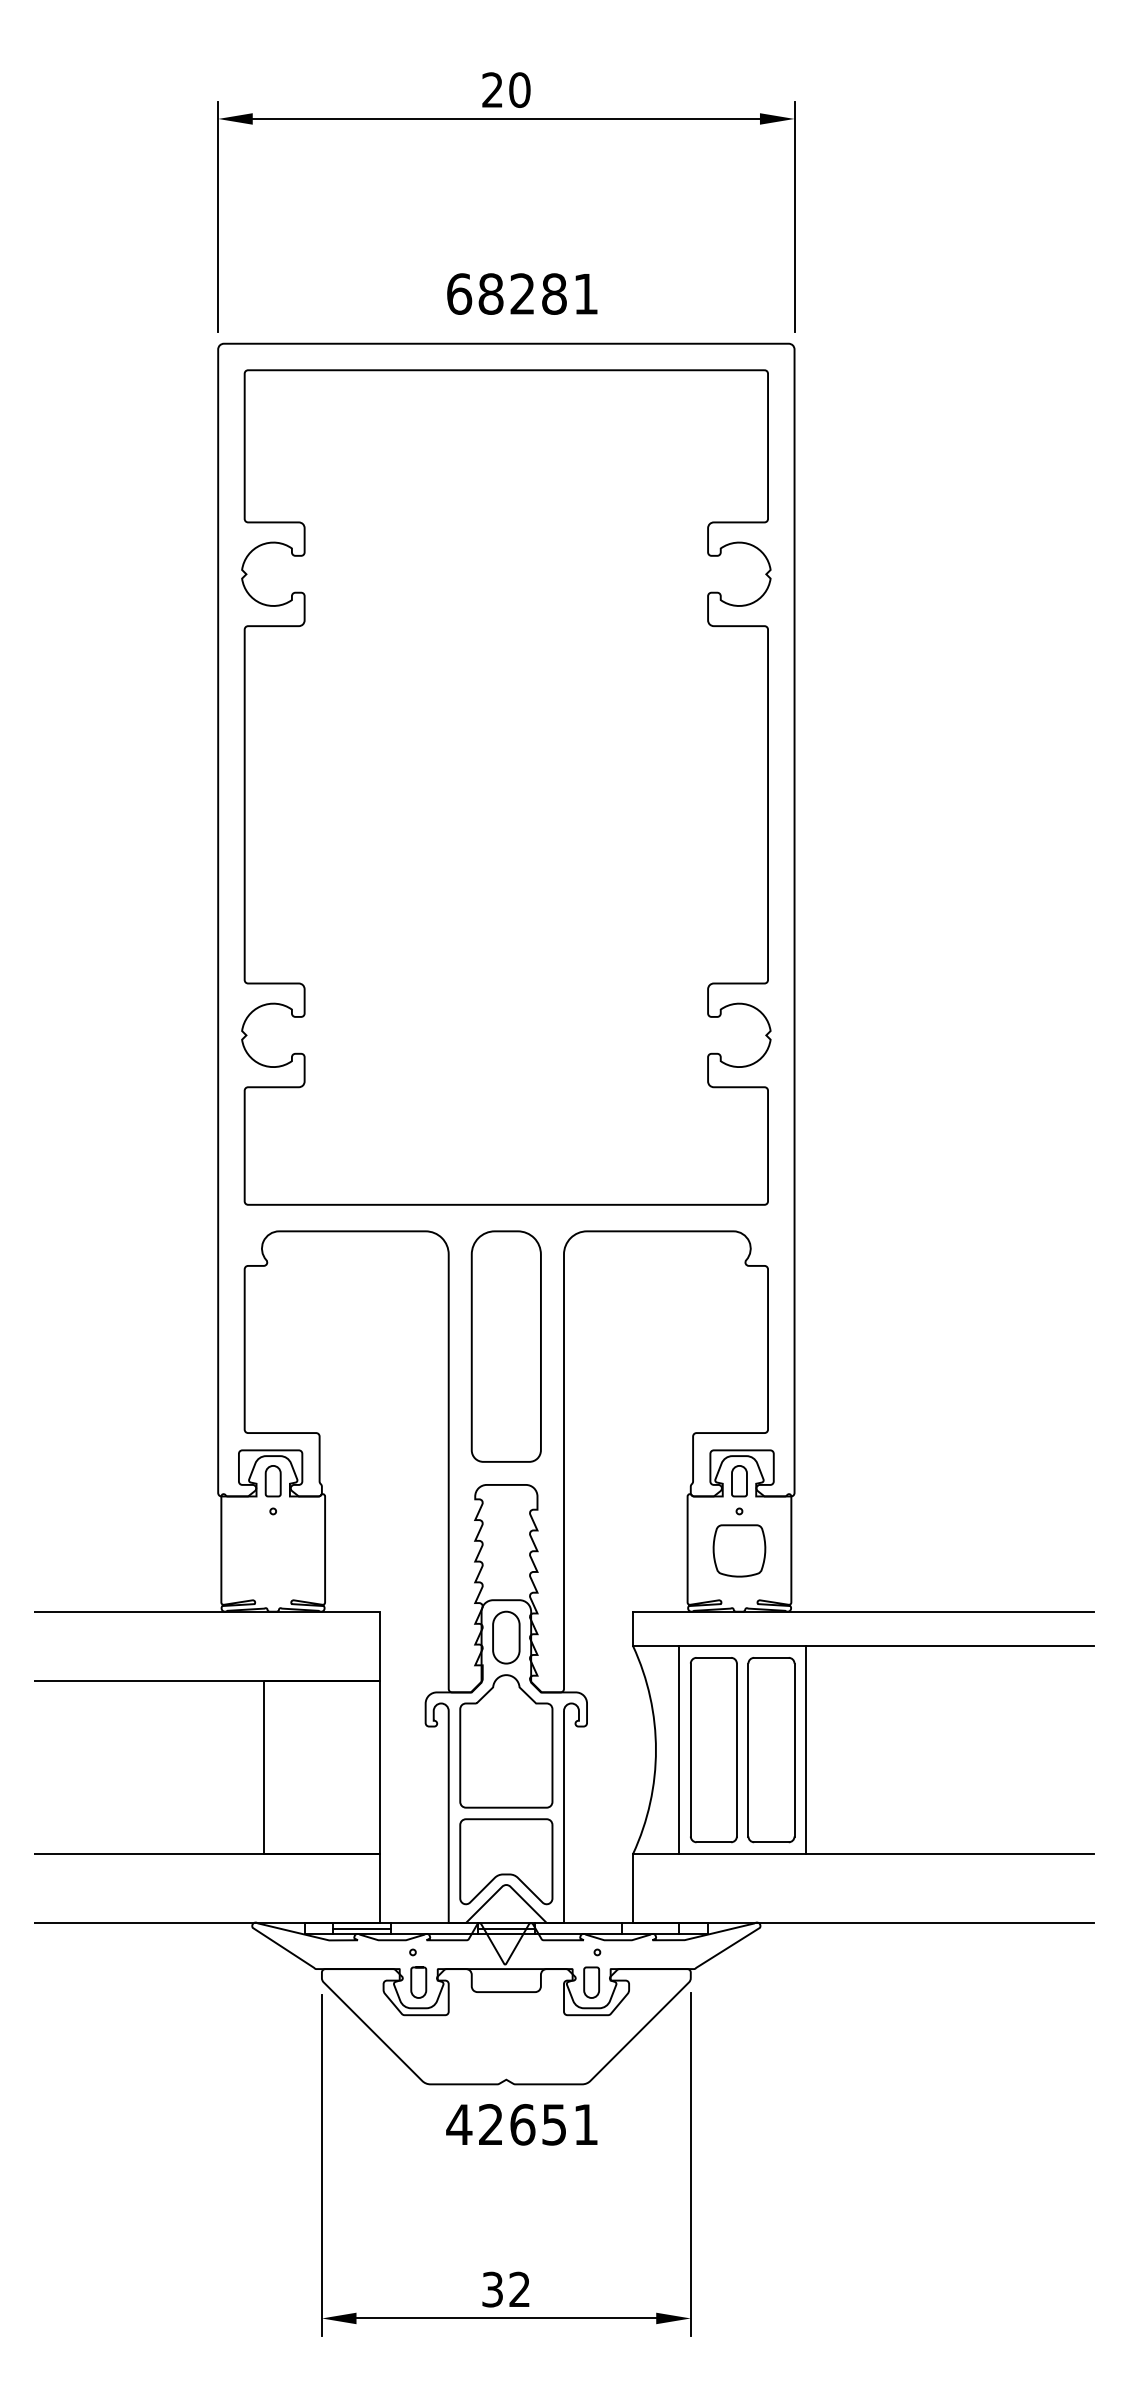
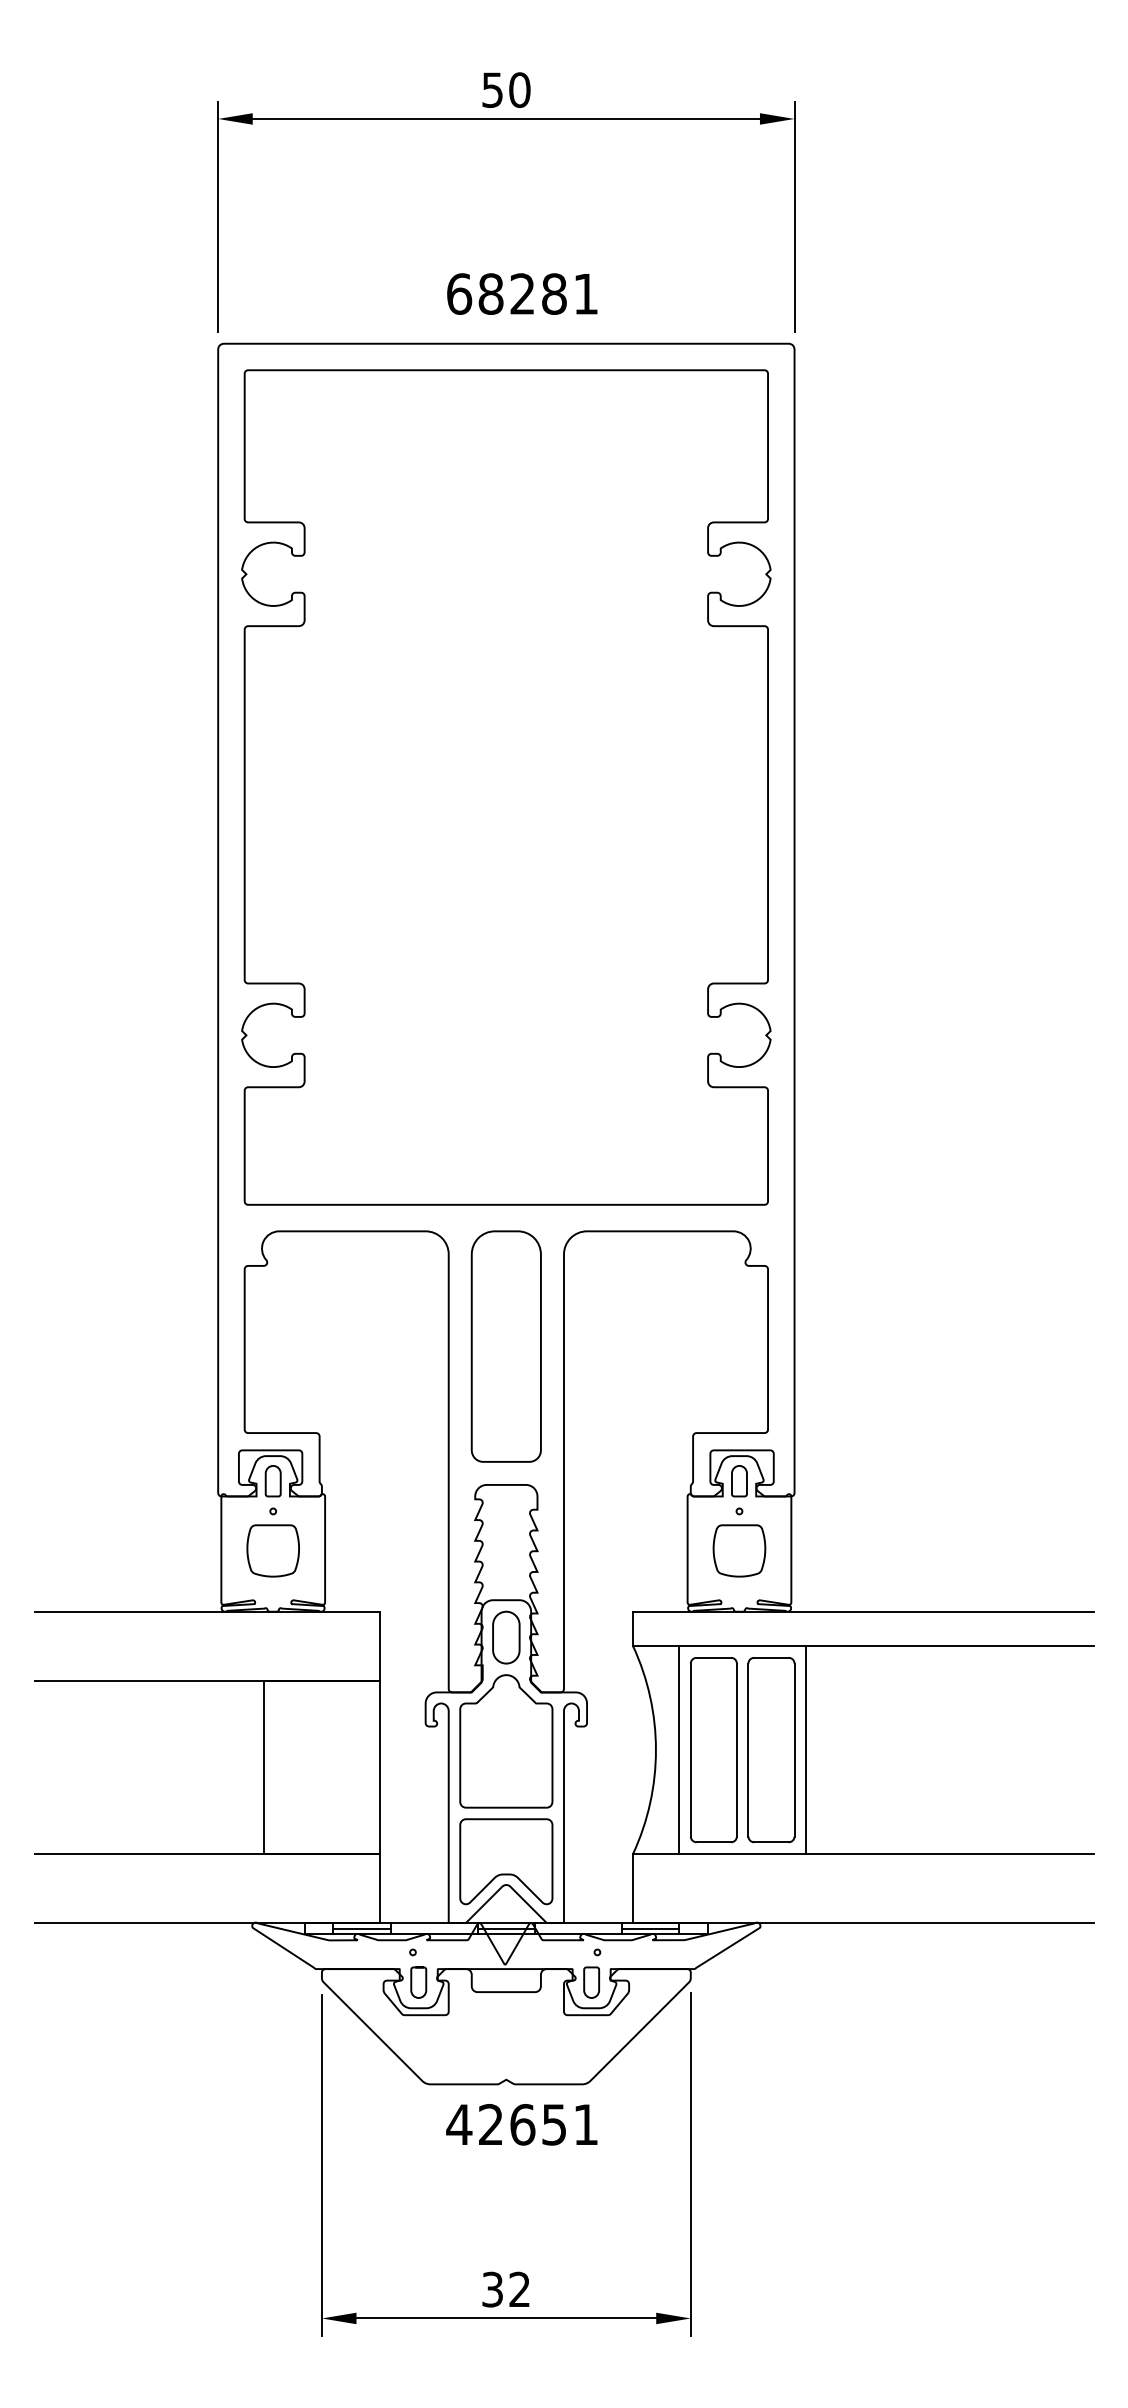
text: 20 -> 50 (492, 89)
part: none -> present (272, 1550)
line: none -> present (650, 1928)
